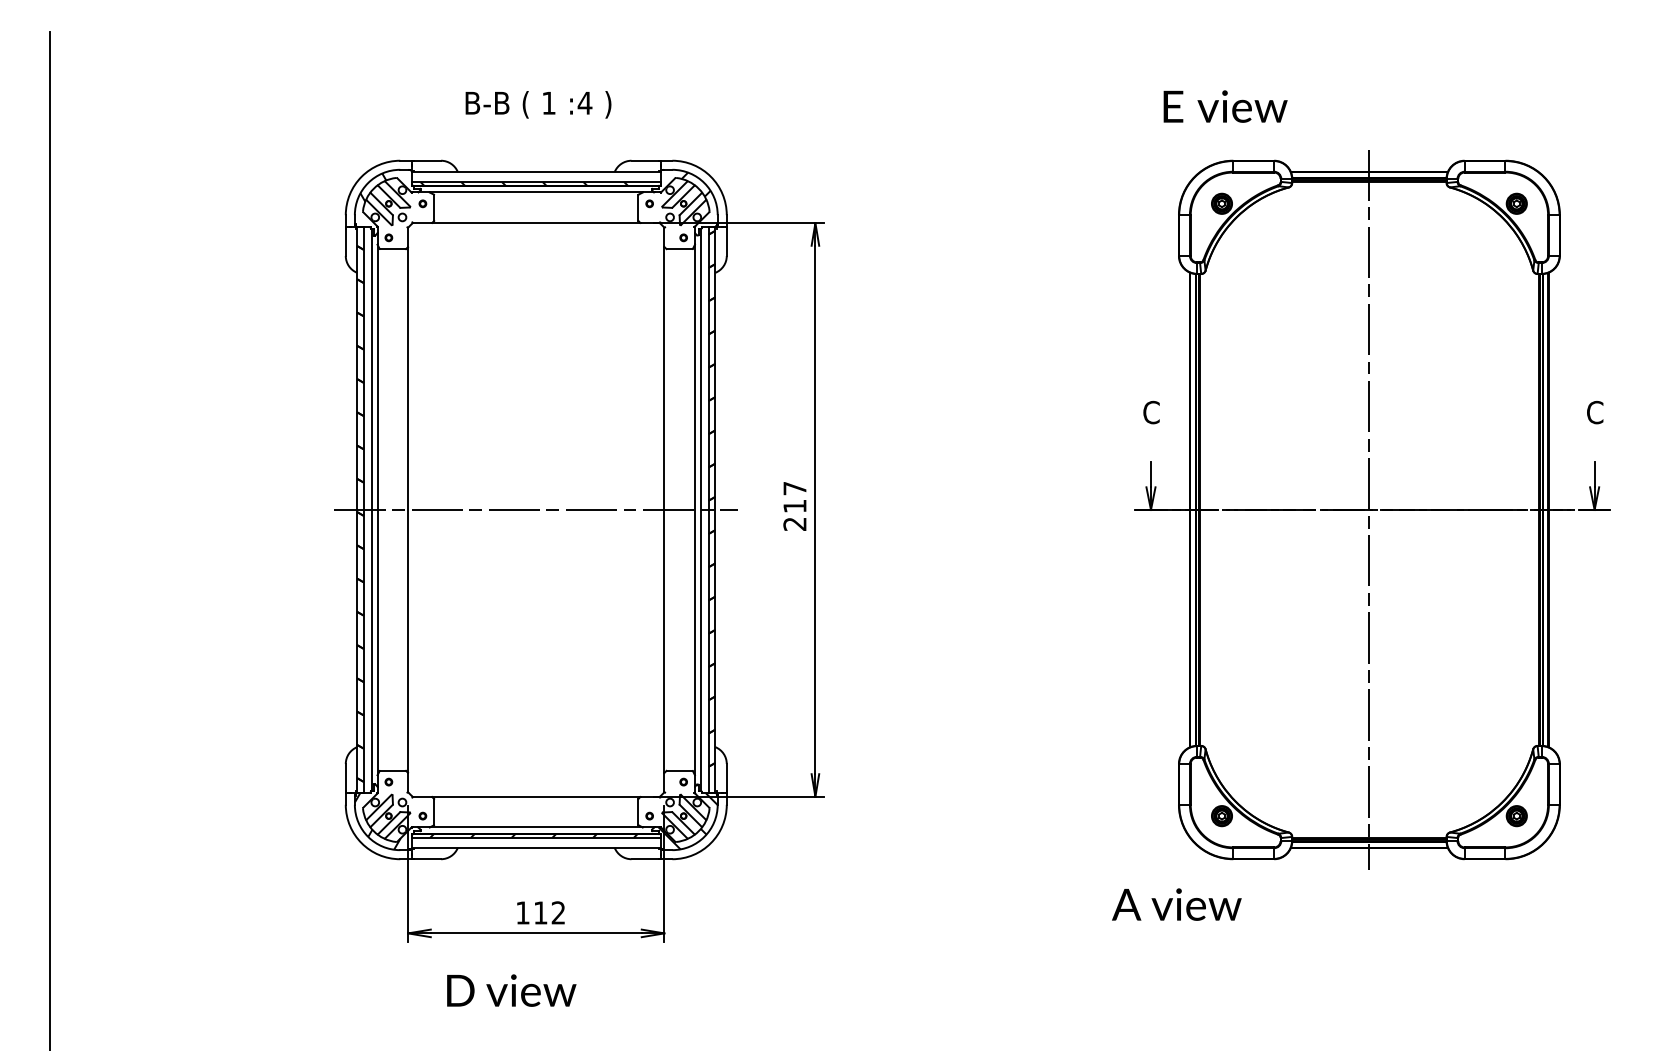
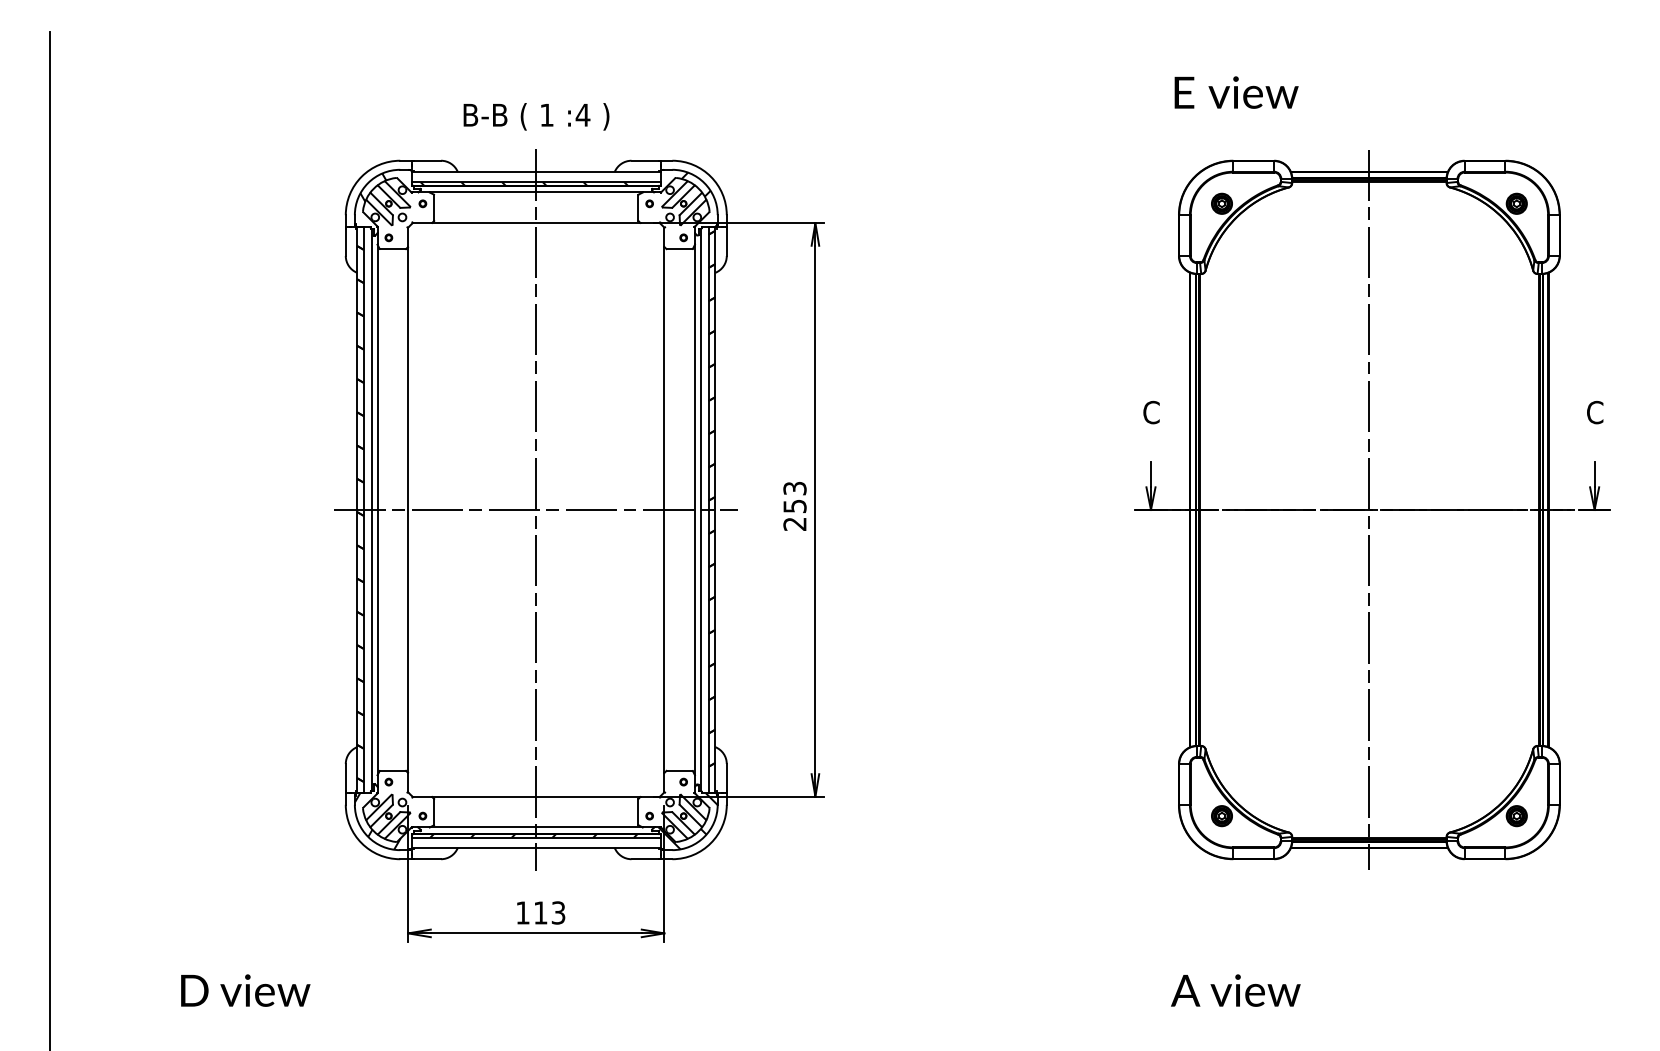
text position: (538, 104) -> (536, 116) (536, 116)
text position: (1225, 106) -> (1236, 92) (1236, 92)
text: 217 -> 253 (794, 496)
line: none -> present (536, 509)
text position: (1176, 904) -> (1235, 990) (1235, 990)
text: 112 -> 113 (558, 912)
text position: (511, 990) -> (245, 990) (245, 990)
